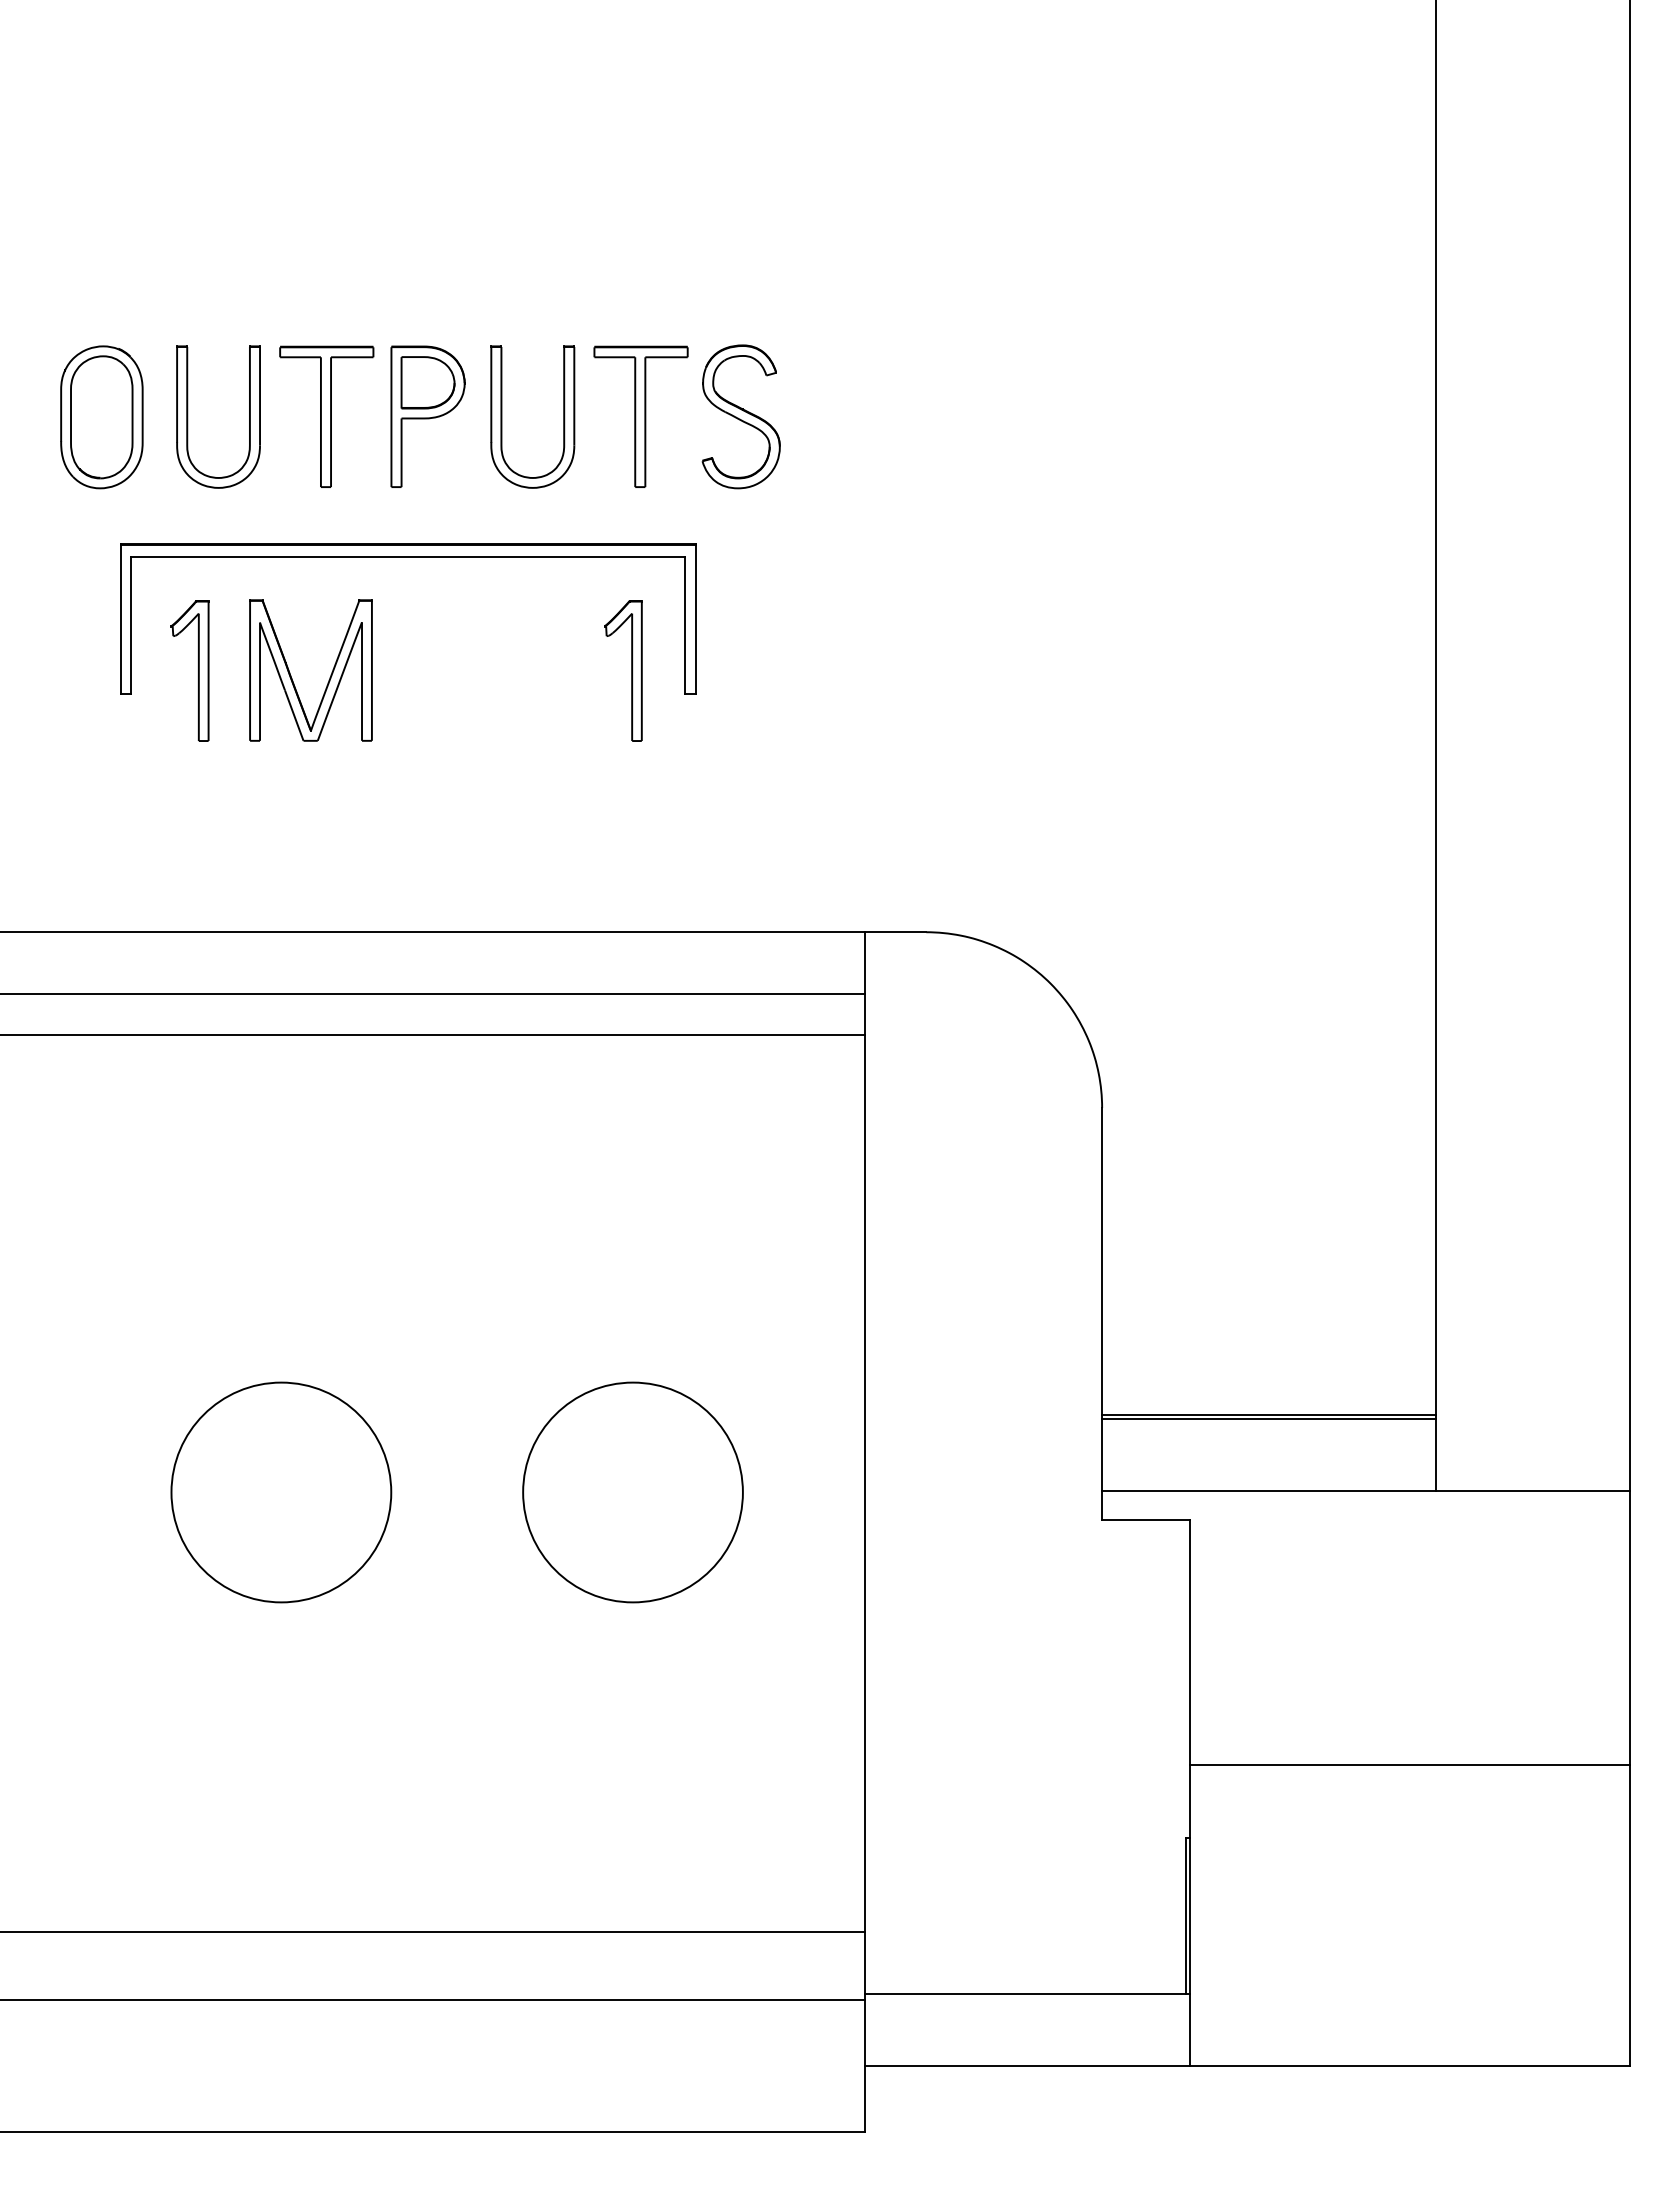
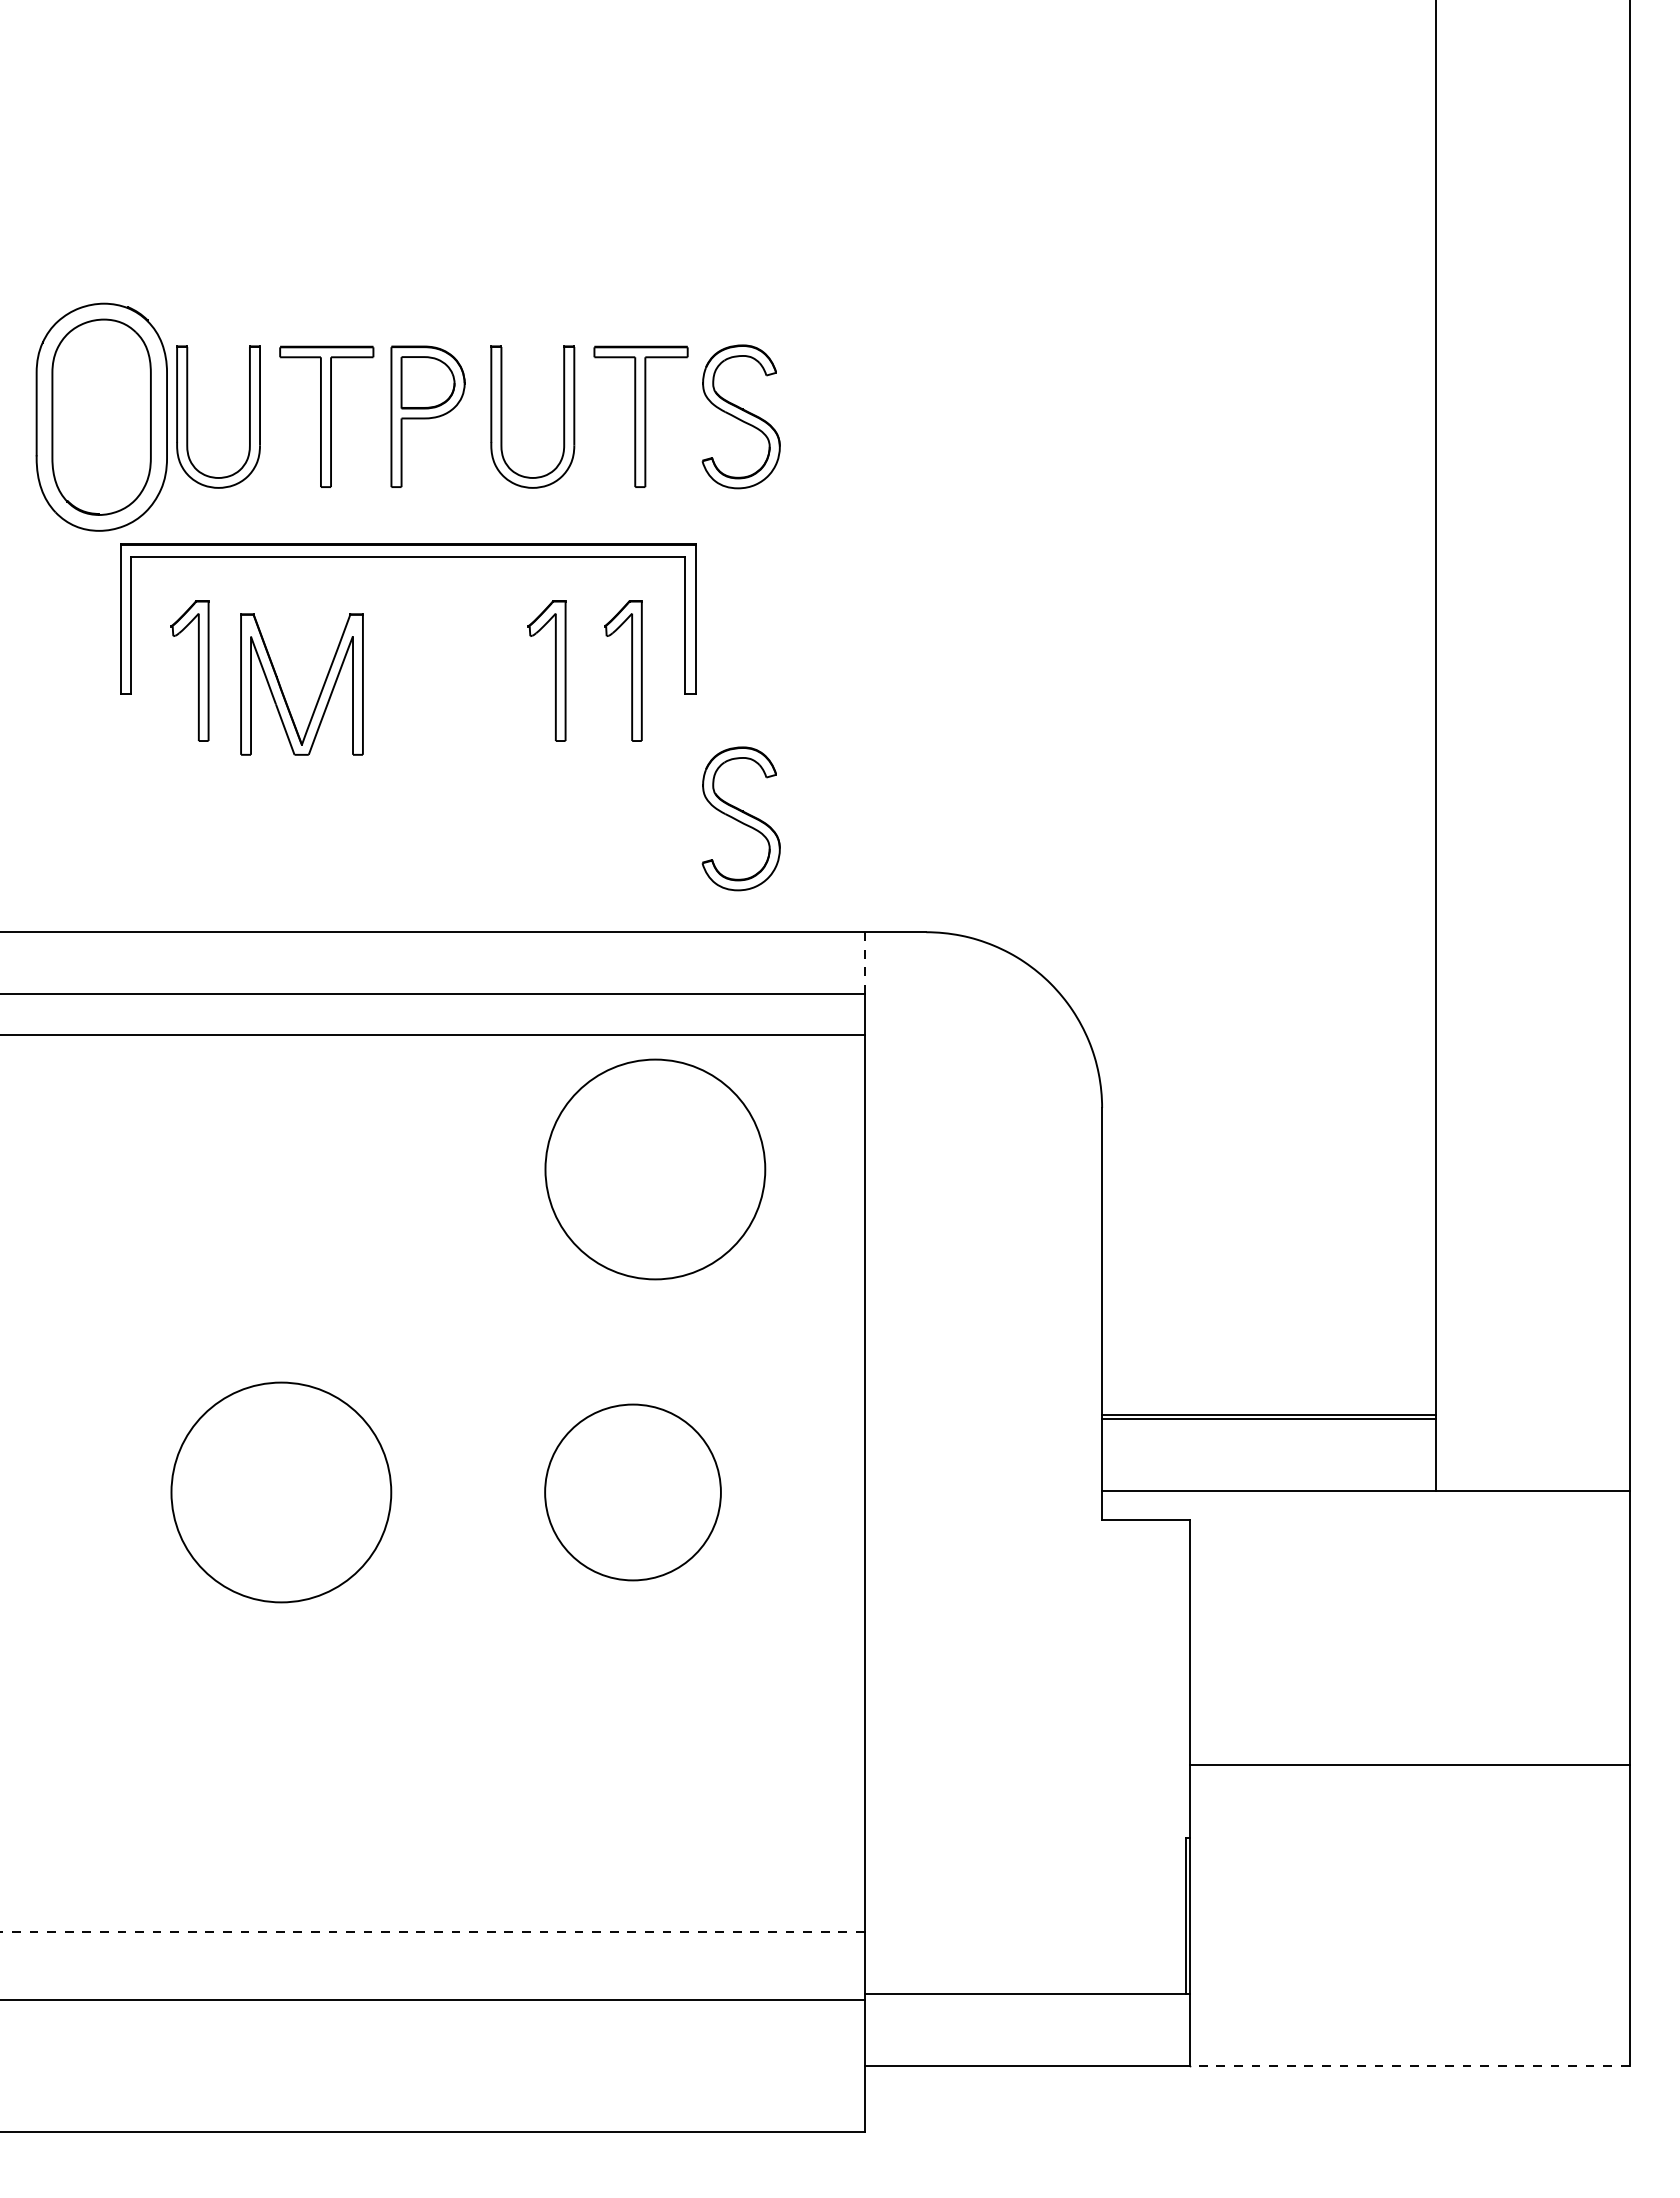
part size: 84x145 px -> 133x230 px (101, 416)
part: none -> present (554, 670)
part position: (291, 675) -> (282, 689) (282, 689)
part: none -> present (740, 818)
line: solid -> dashed (864, 962)
circle: none -> present (655, 1169)
circle diameter: 220 px -> 176 px (632, 1492)
line: solid -> dashed (432, 1932)
line: solid -> dashed (1409, 2066)
